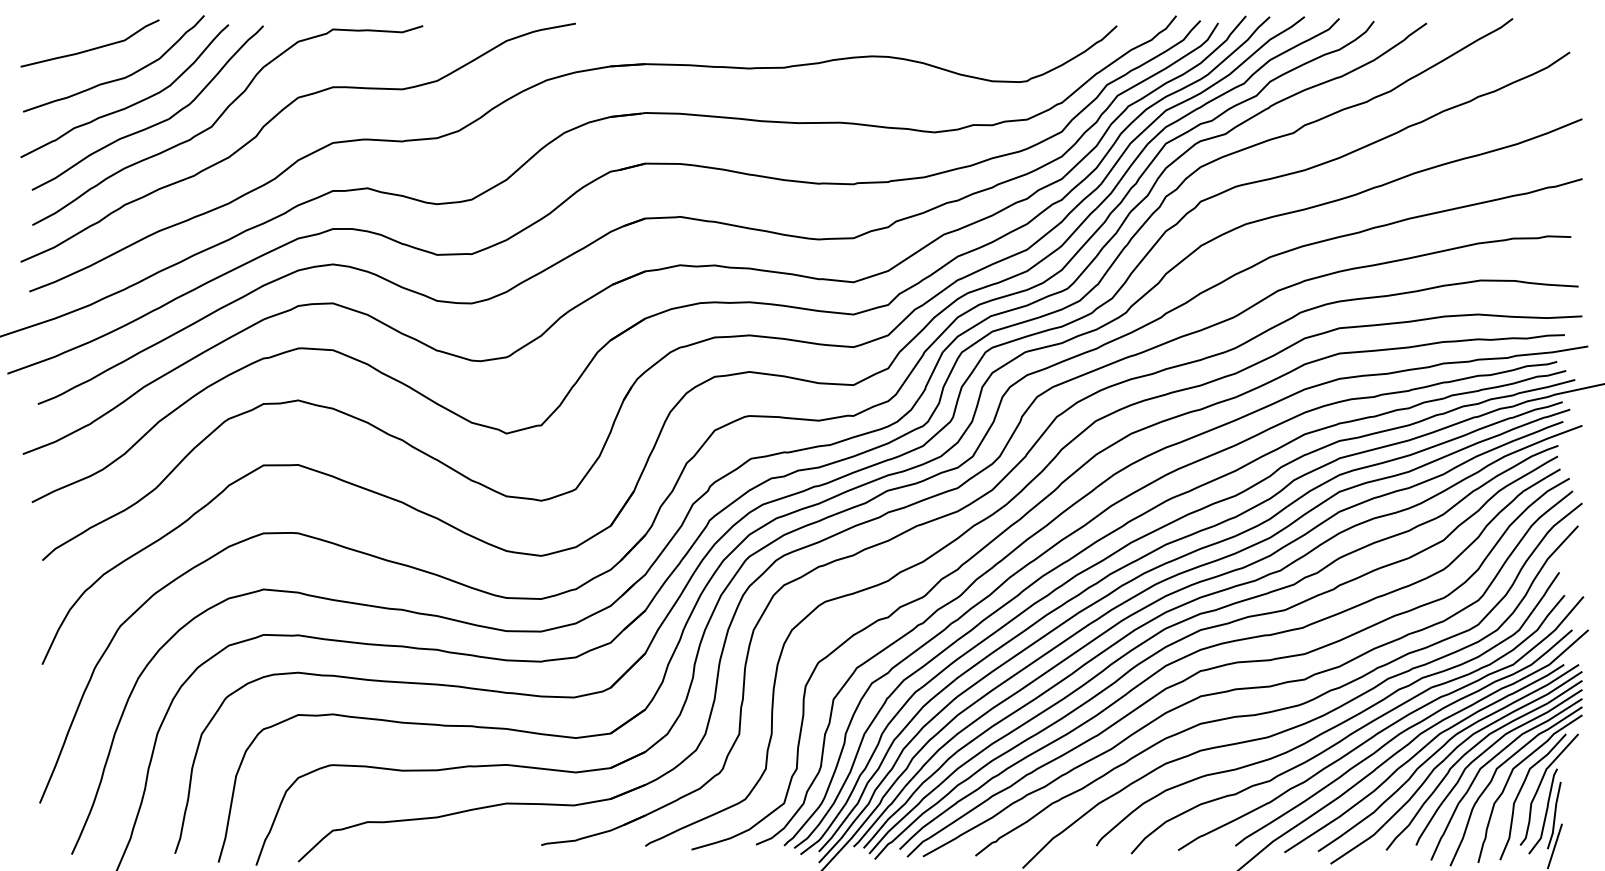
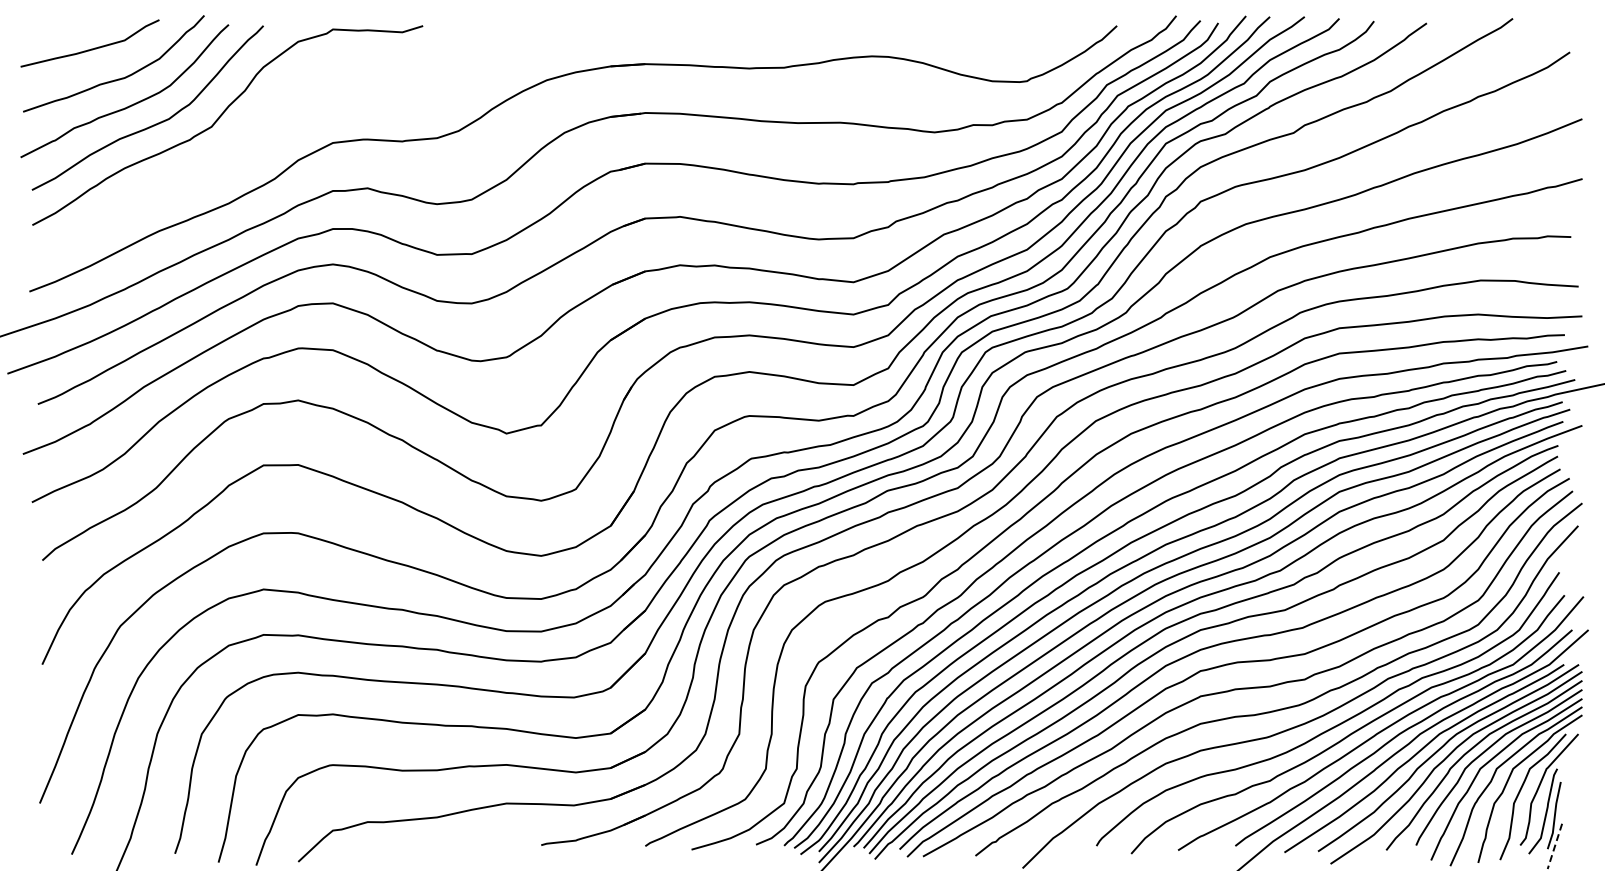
curve: present -> none (274, 118)
line: solid -> dashed (1554, 846)
